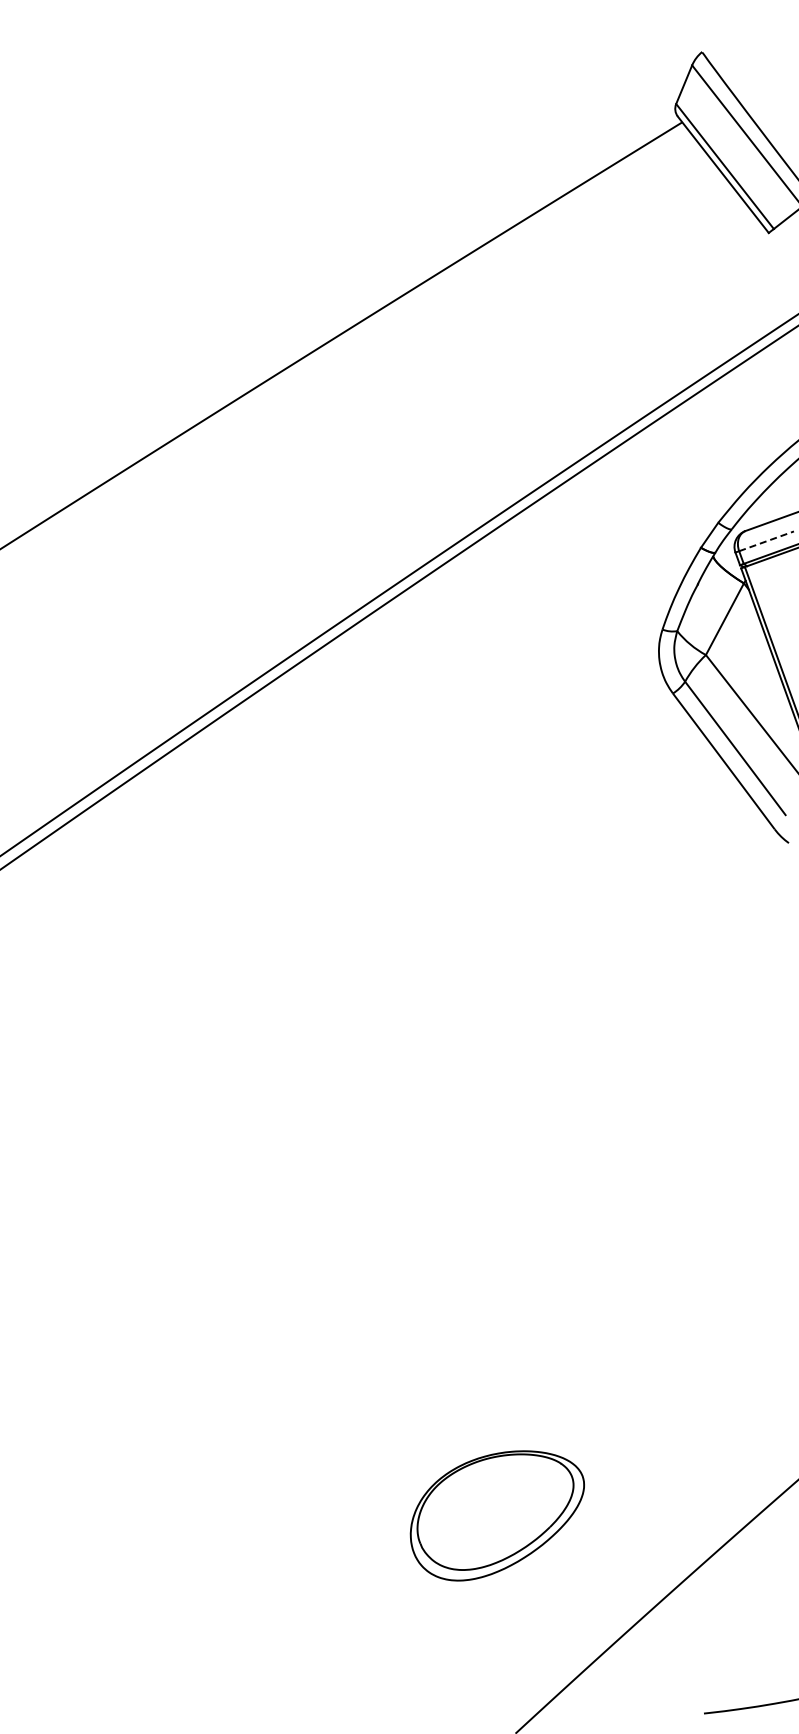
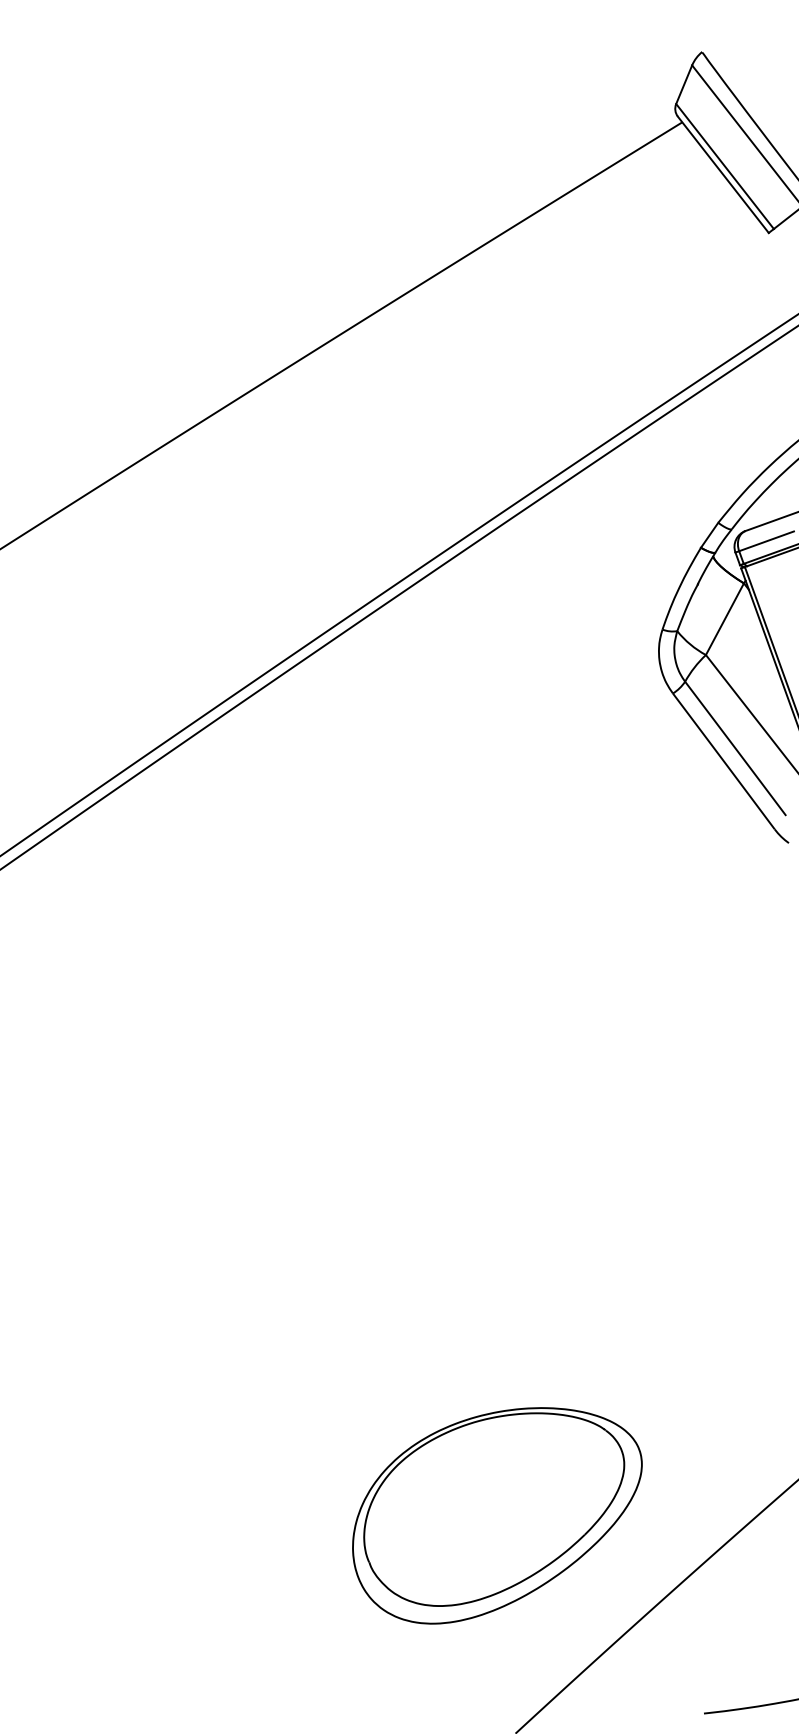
line: dashed -> solid (767, 541)
part size: 176x132 px -> 291x218 px (497, 1515)
